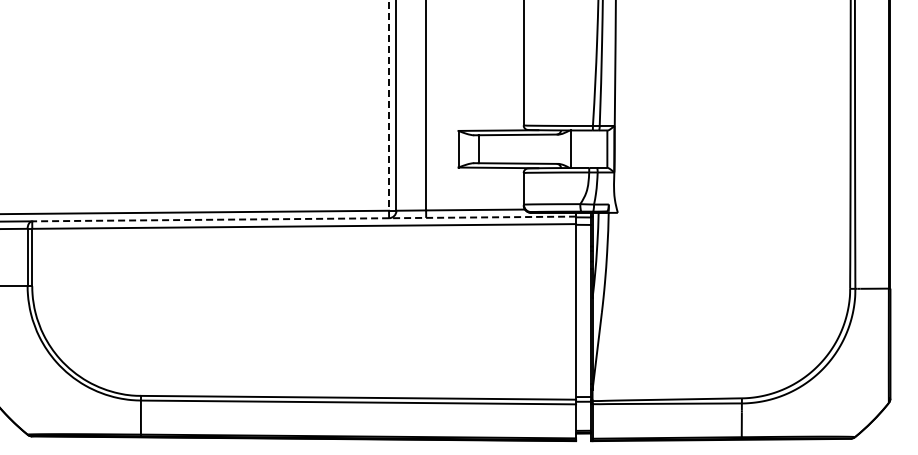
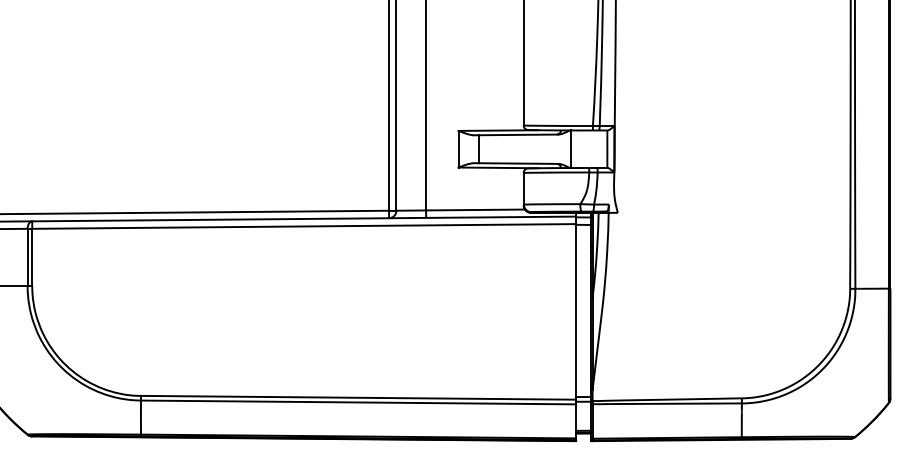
line: dashed -> solid (389, 105)
line: dashed -> solid (304, 218)
